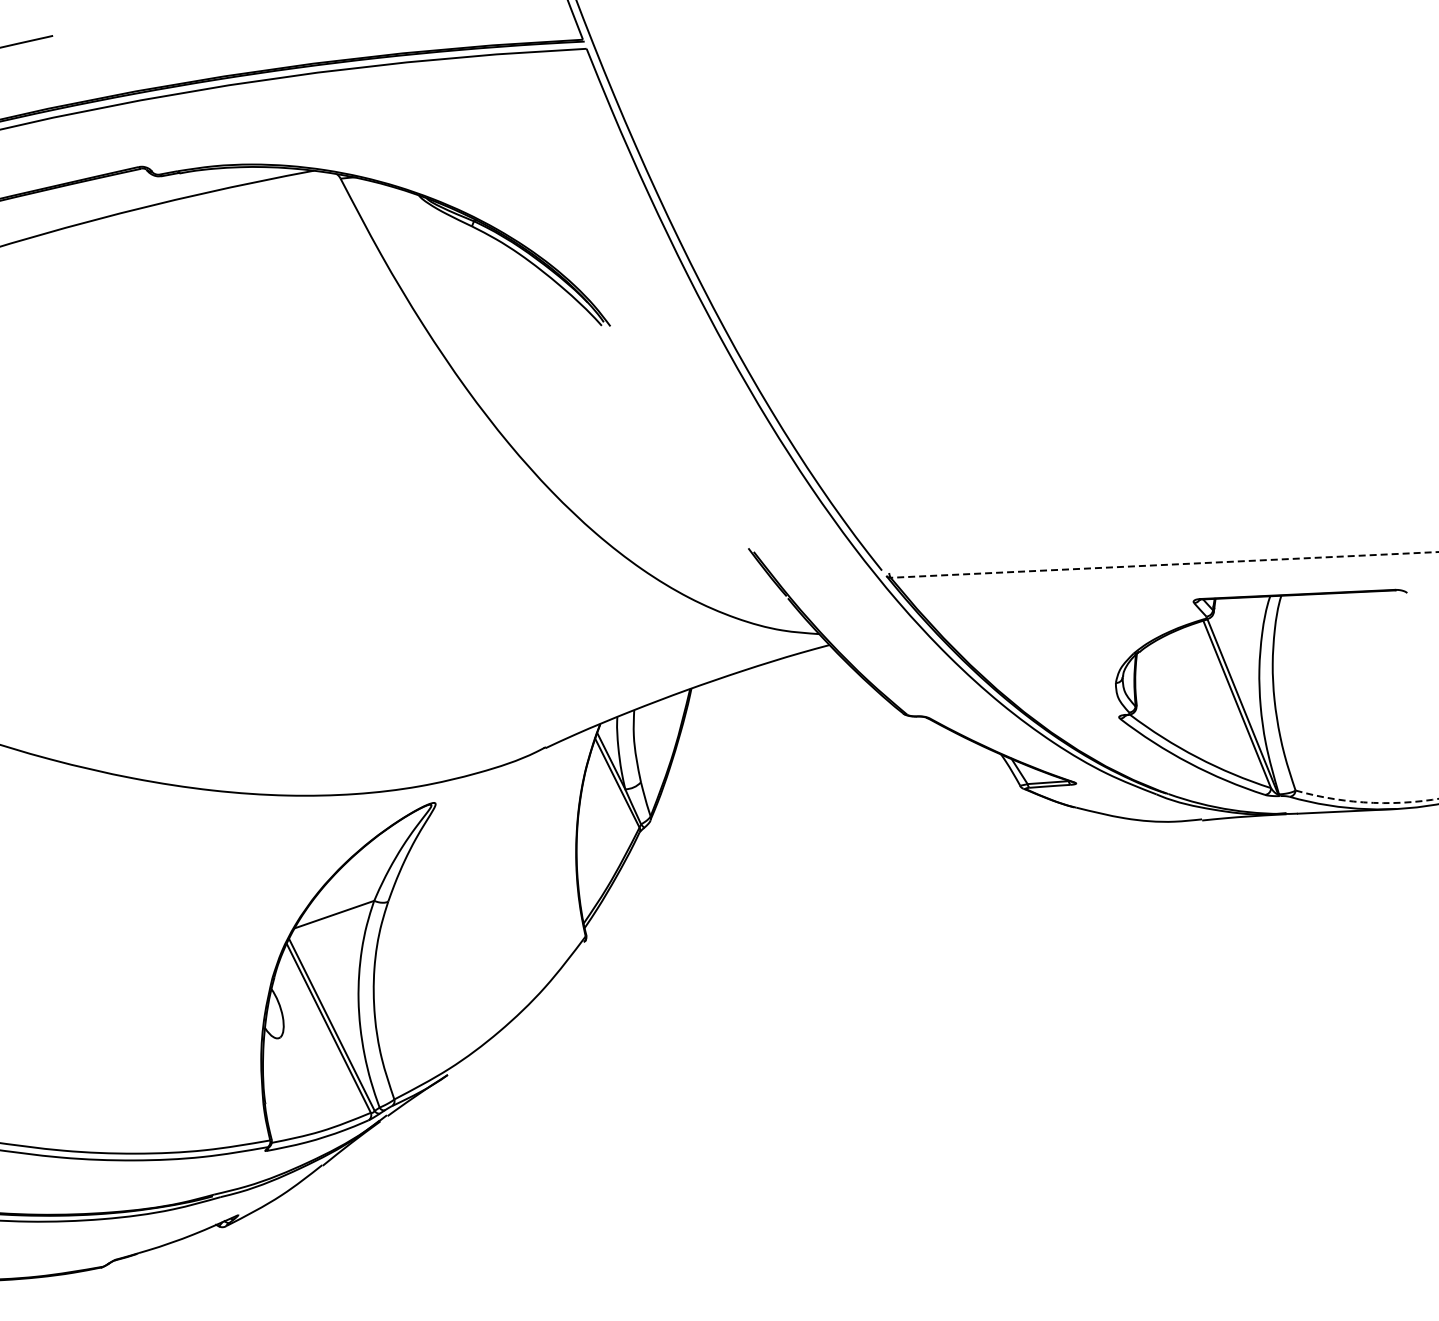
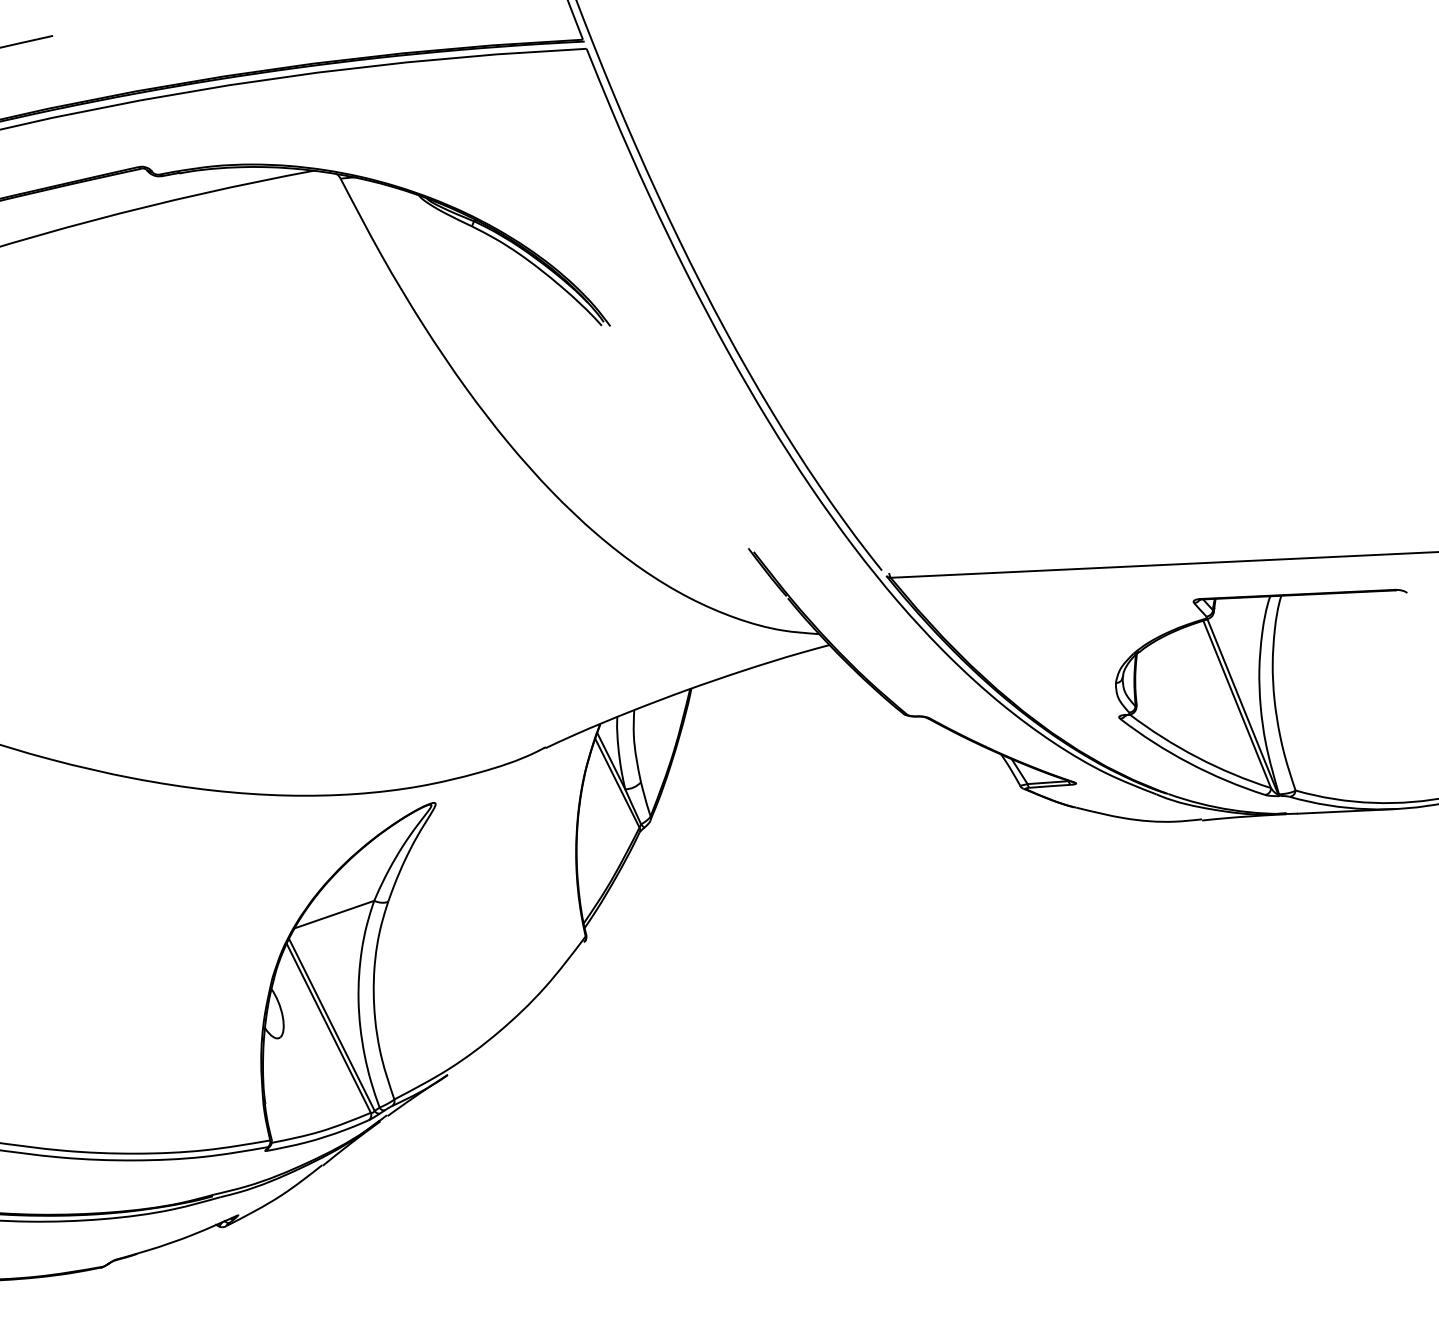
line: dashed -> solid (1164, 564)
arc: dashed -> solid (1366, 802)
